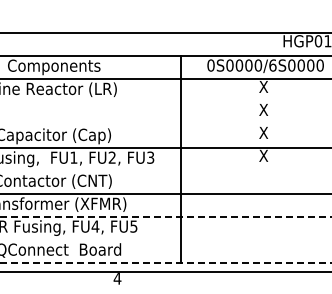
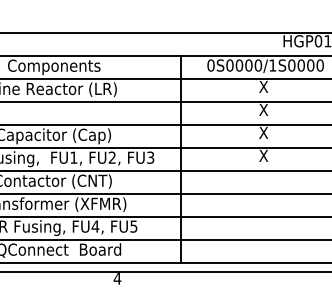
text: 0S0000/6S0000 -> 0S0000/1S0000 (272, 65)
line: none -> present (165, 101)
line: none -> present (165, 124)
line: none -> present (165, 170)
line: dashed -> solid (166, 216)
line: none -> present (165, 239)
line: dashed -> solid (166, 262)
